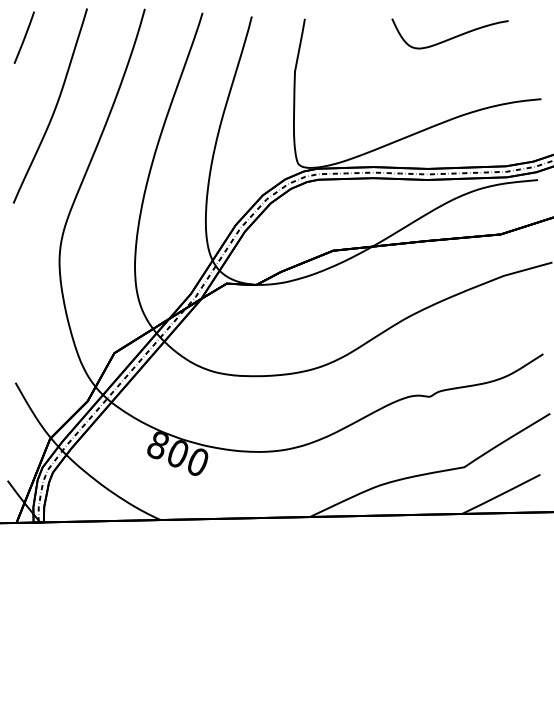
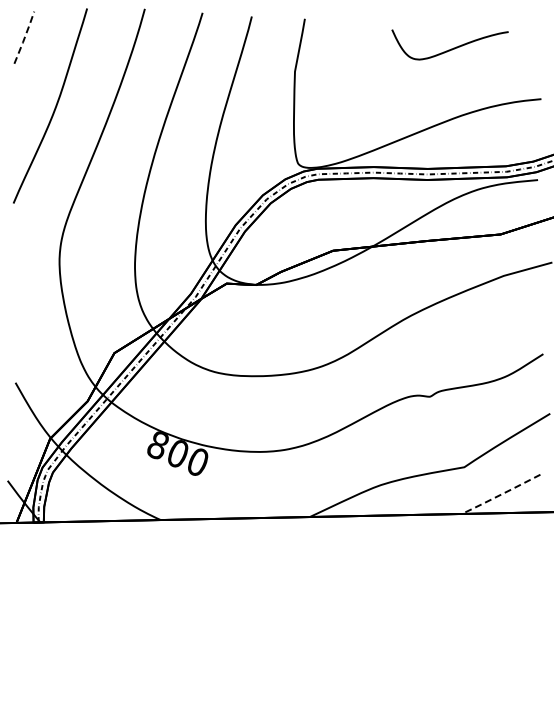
line: solid -> dashed (24, 37)
curve position: (451, 37) -> (451, 48) (451, 48)
line: solid -> dashed (501, 494)
